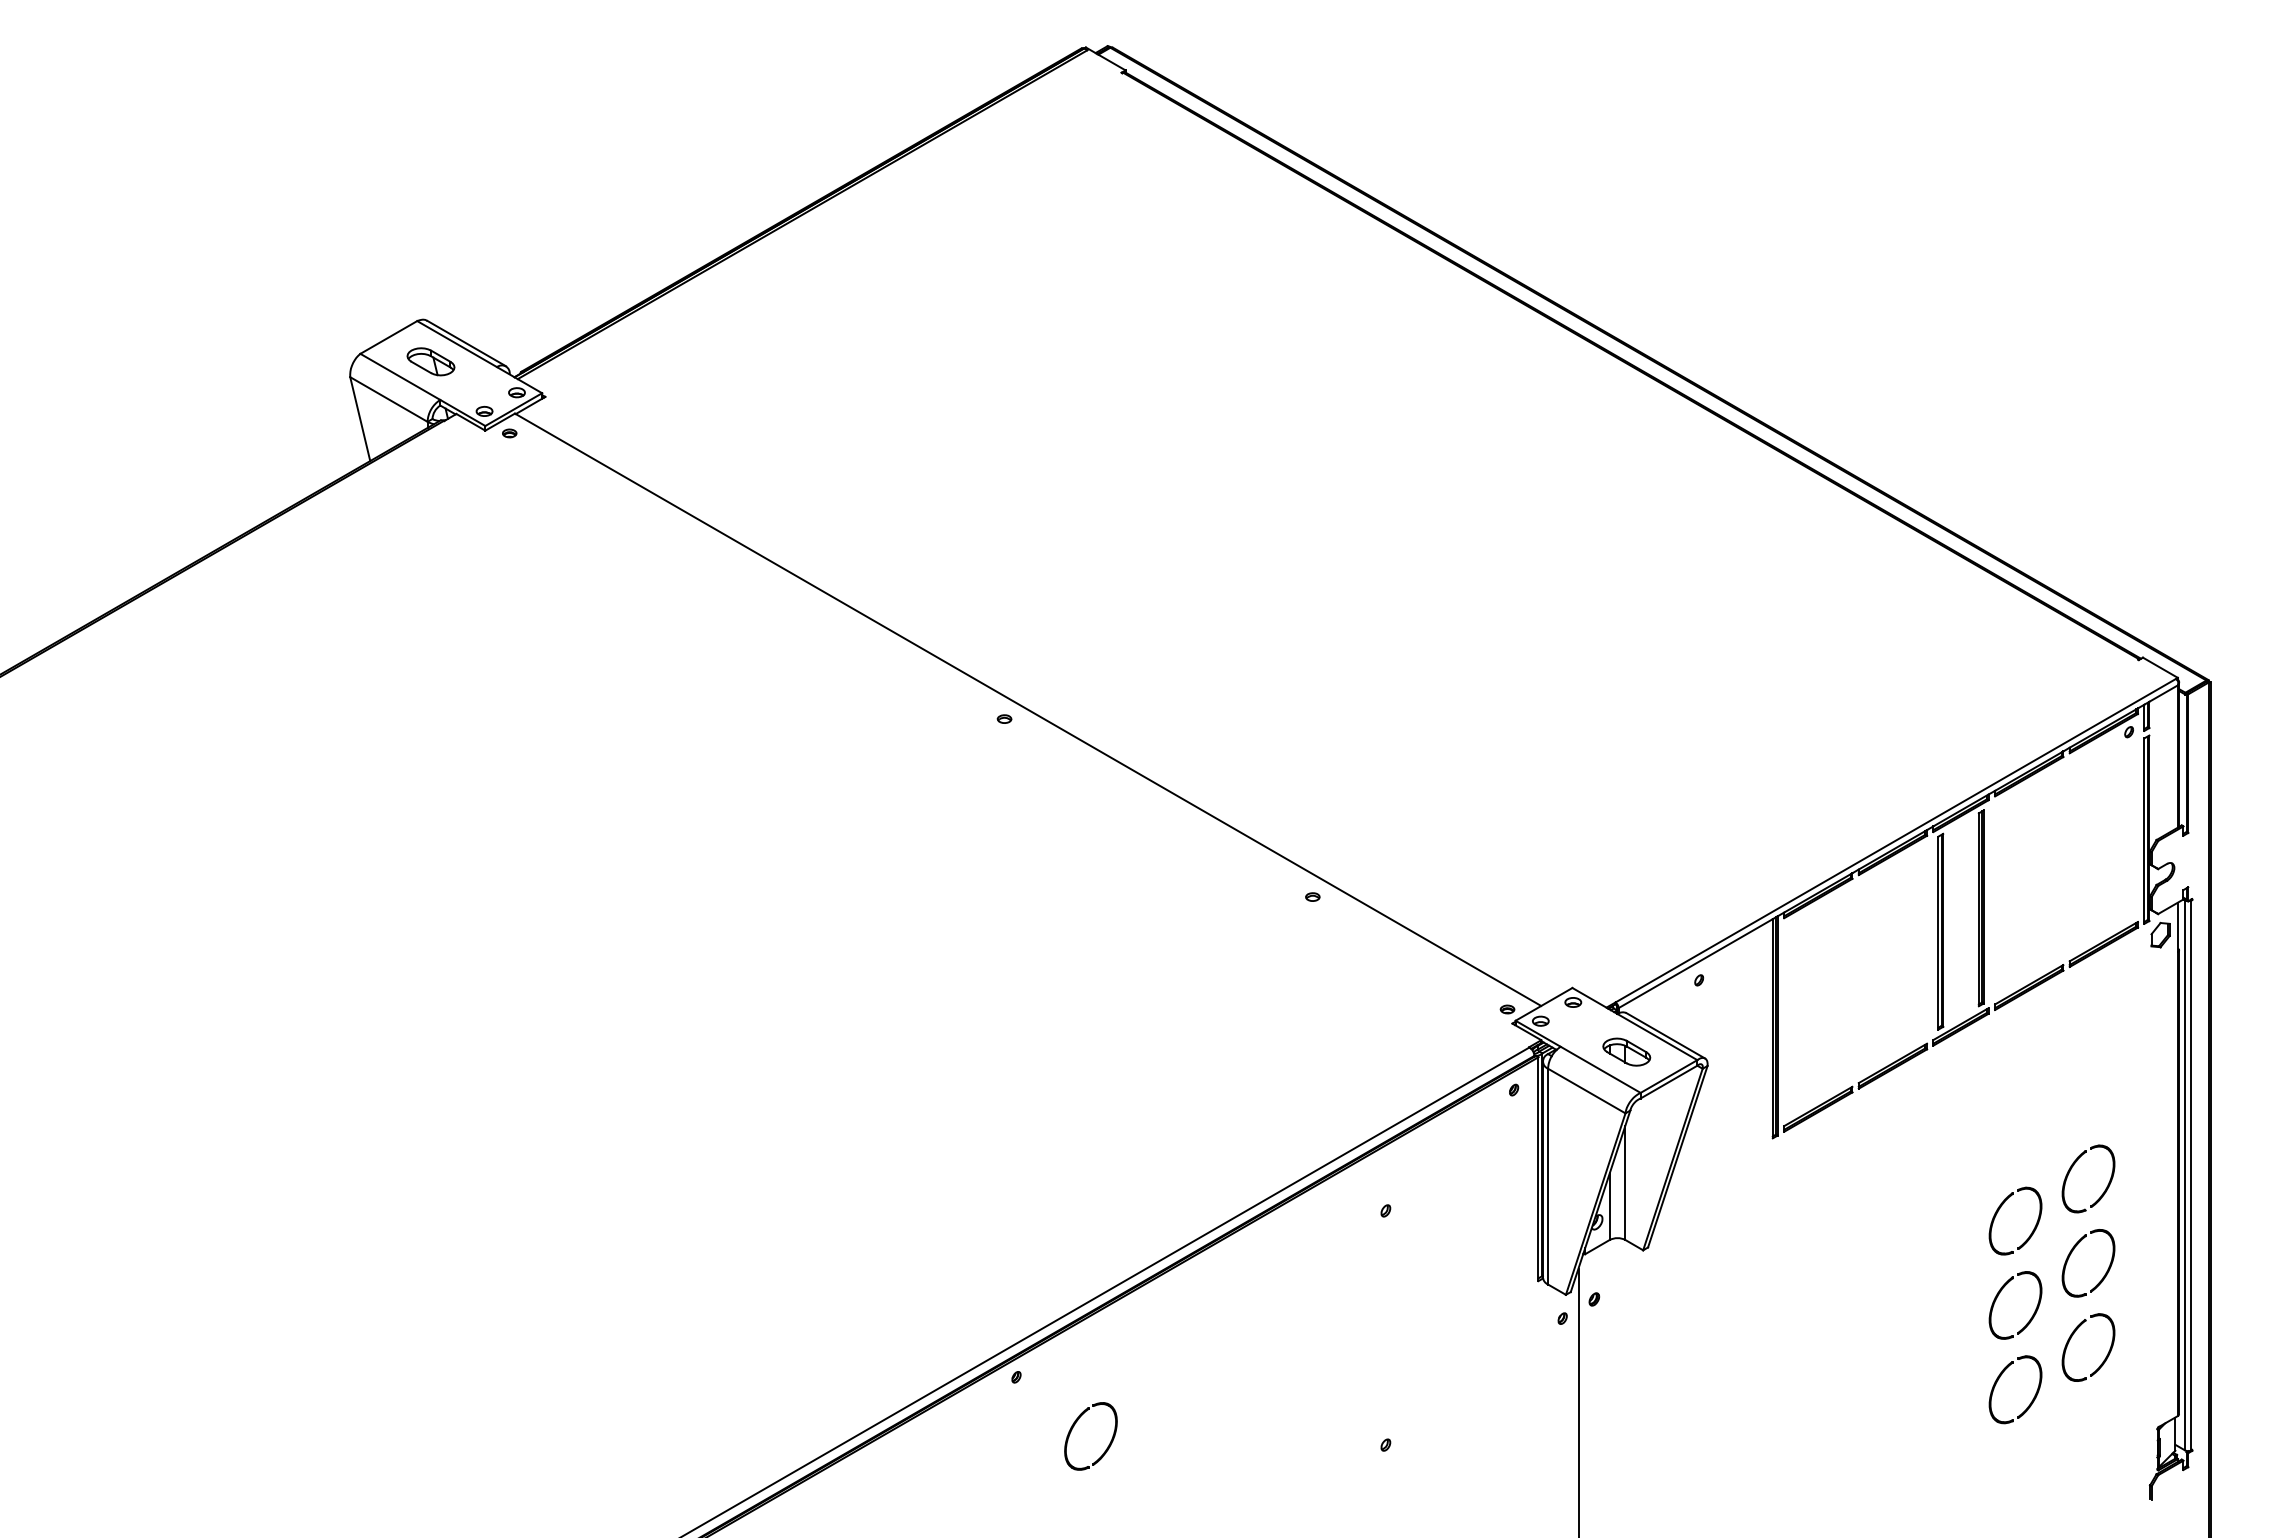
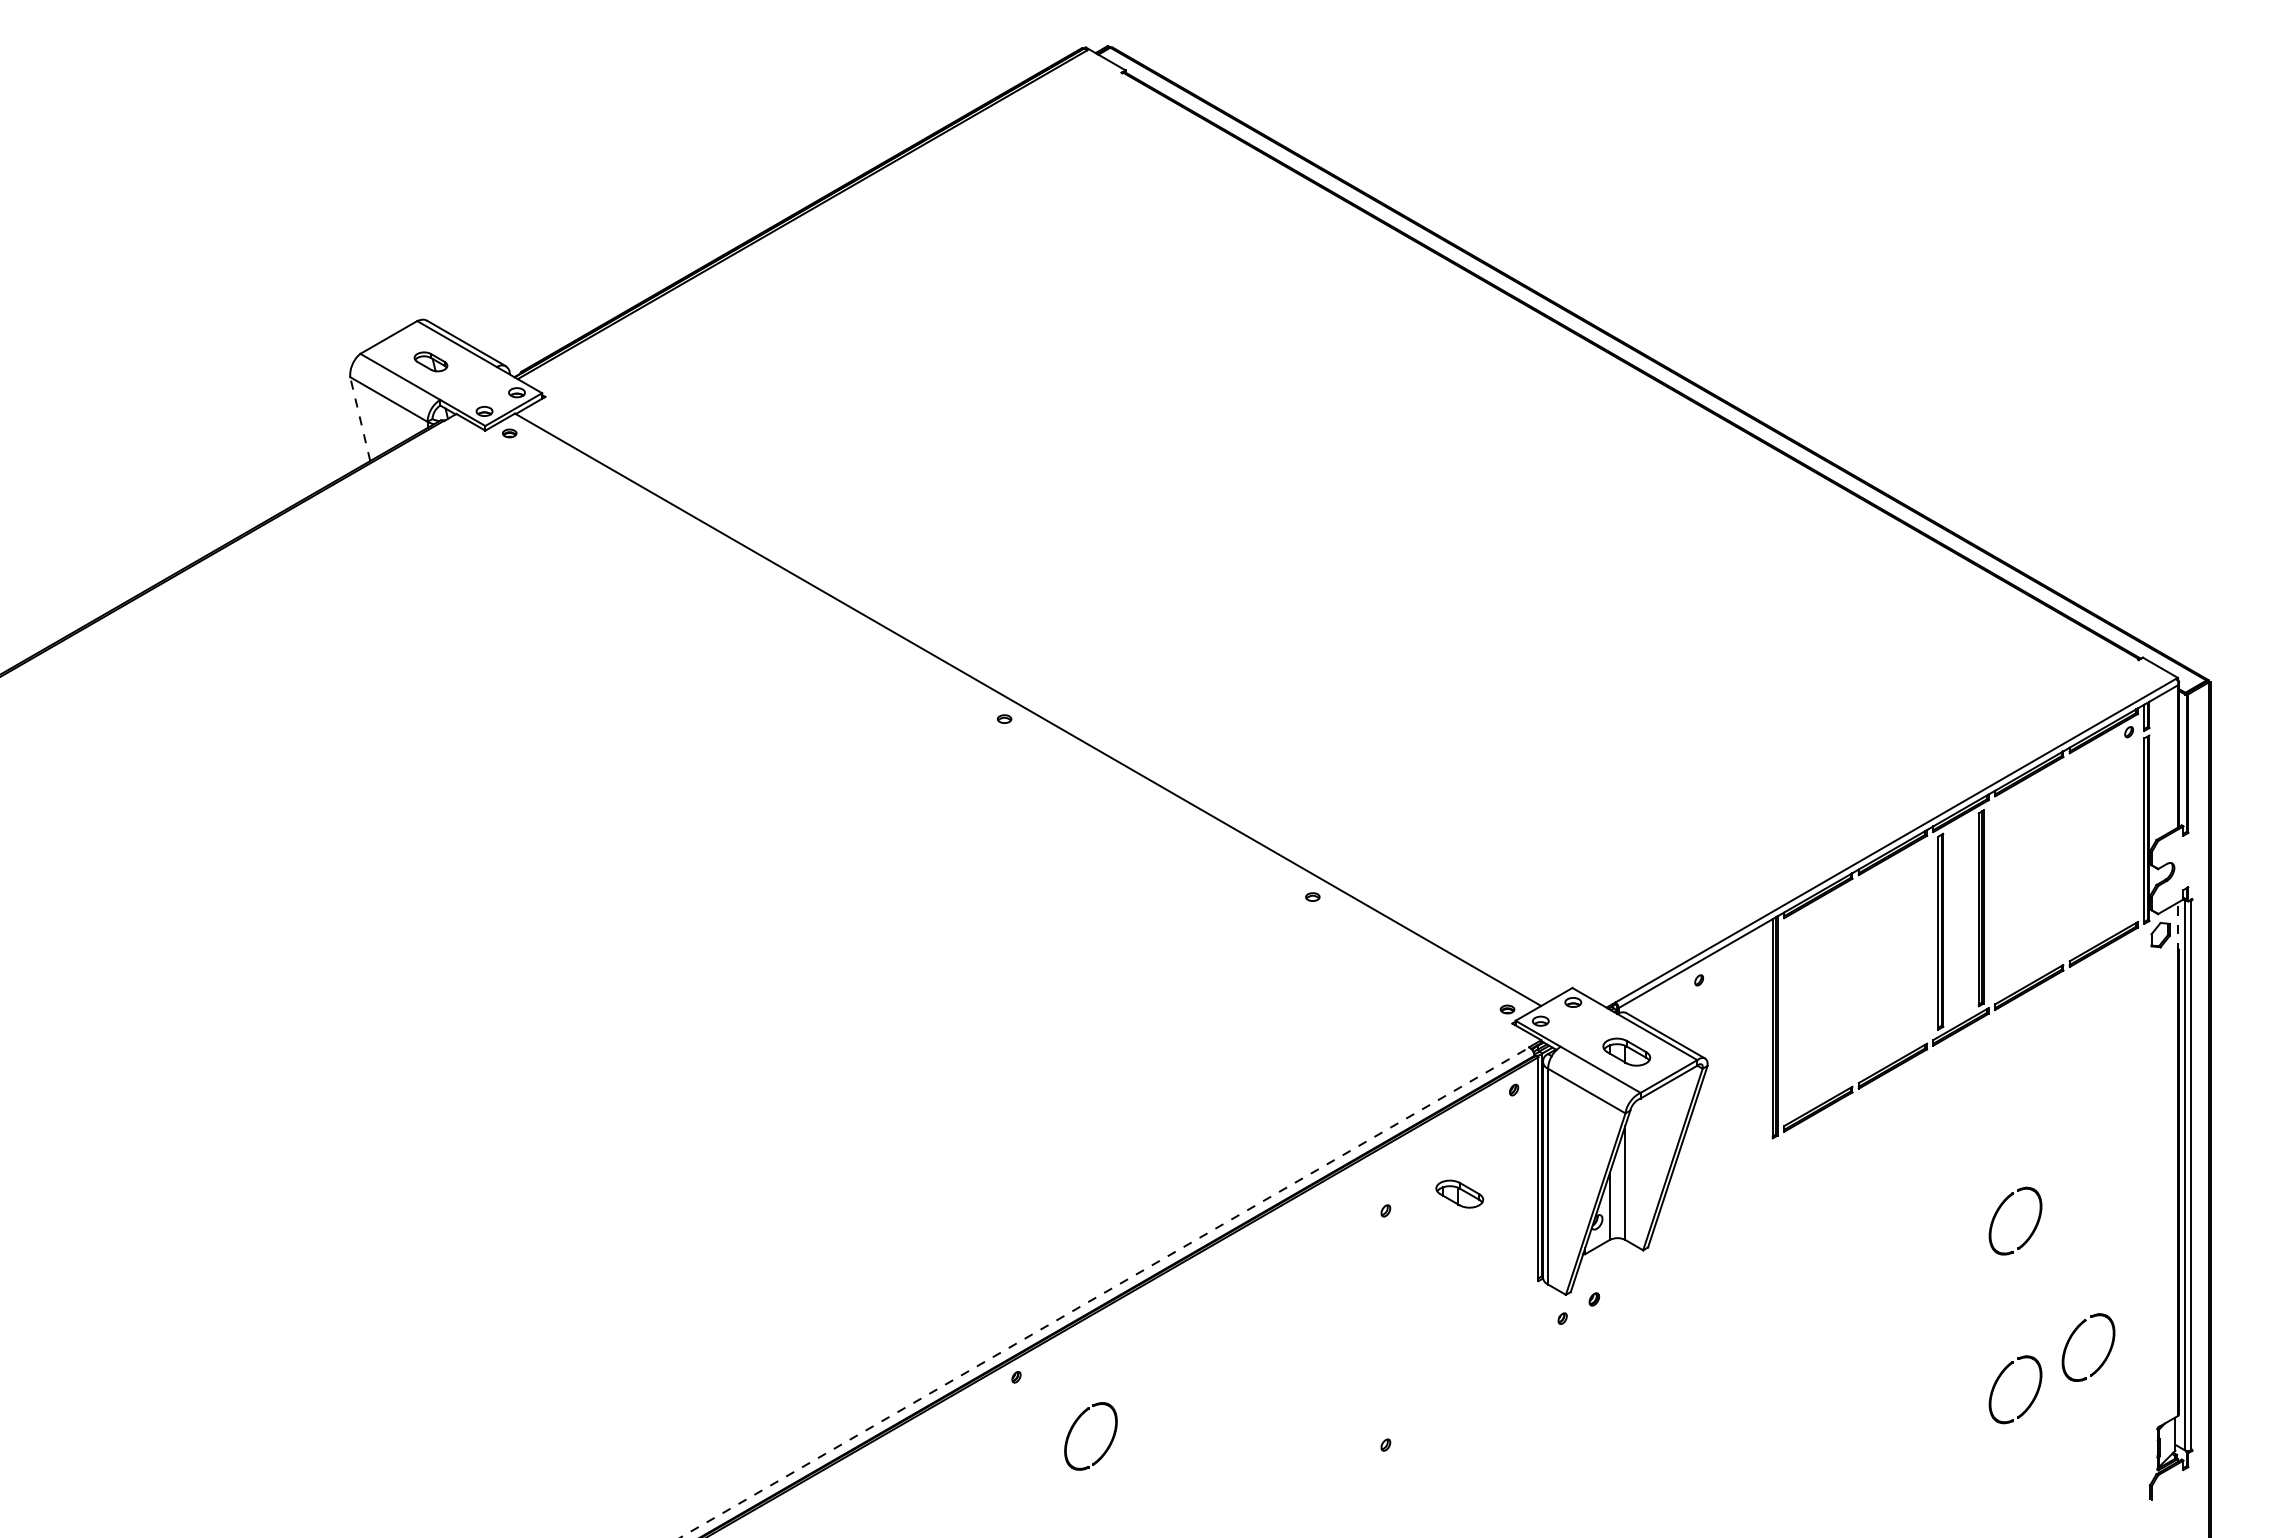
part size: 50x30 px -> 36x22 px (430, 361)
line: solid -> dashed (360, 418)
line: solid -> dashed (2177, 927)
part: present -> none (2072, 1168)
part: none -> present (1459, 1193)
part: present -> none (2071, 1254)
line: solid -> dashed (1105, 1292)
part: present -> none (1998, 1296)
line: present -> none (1578, 1401)
